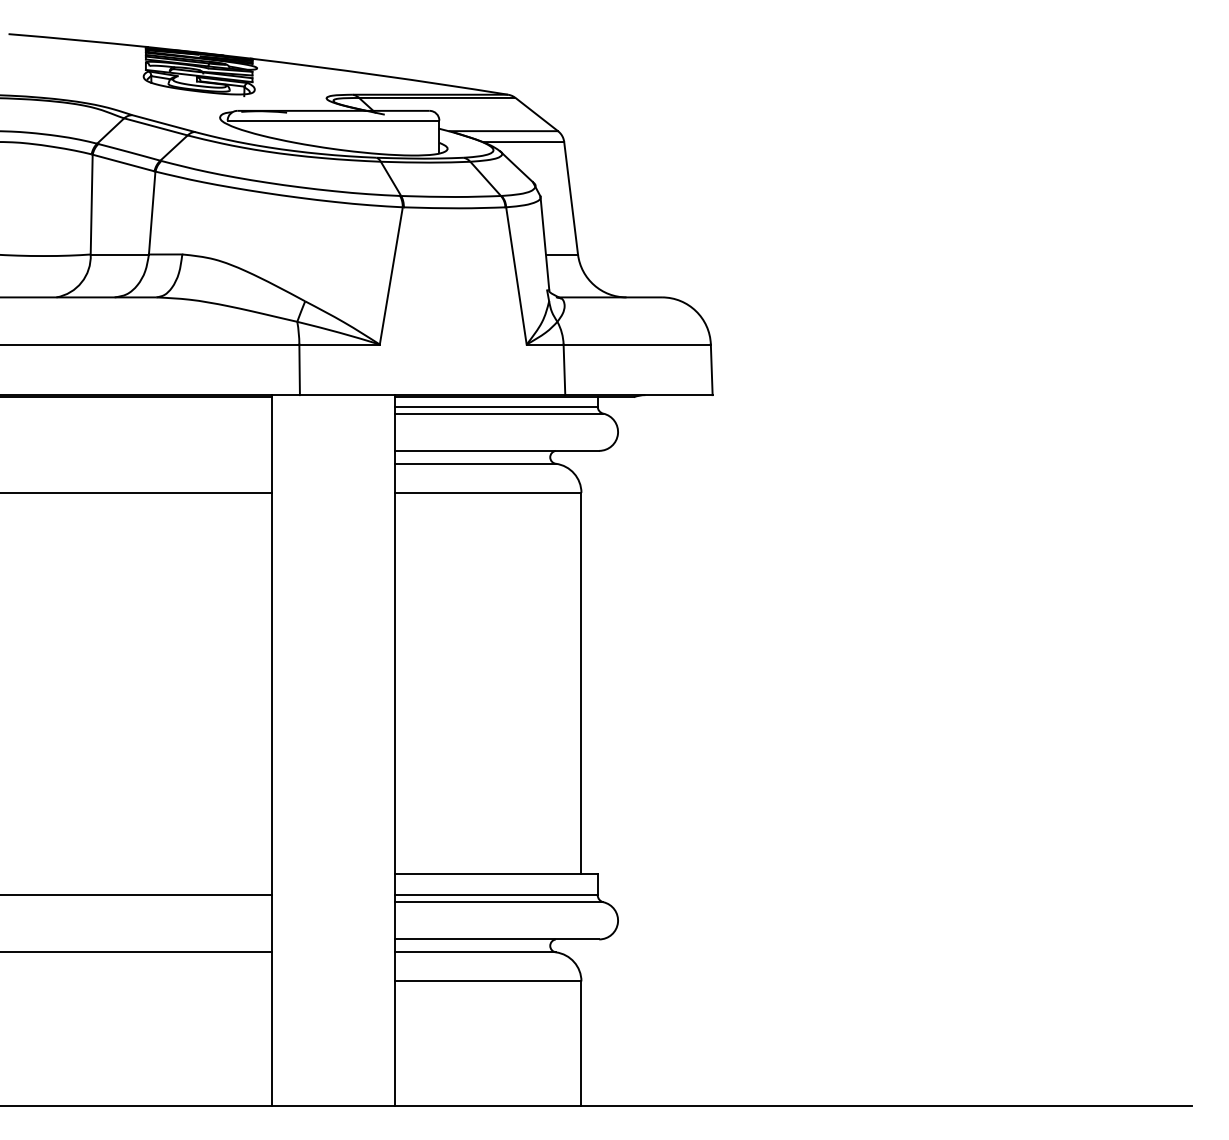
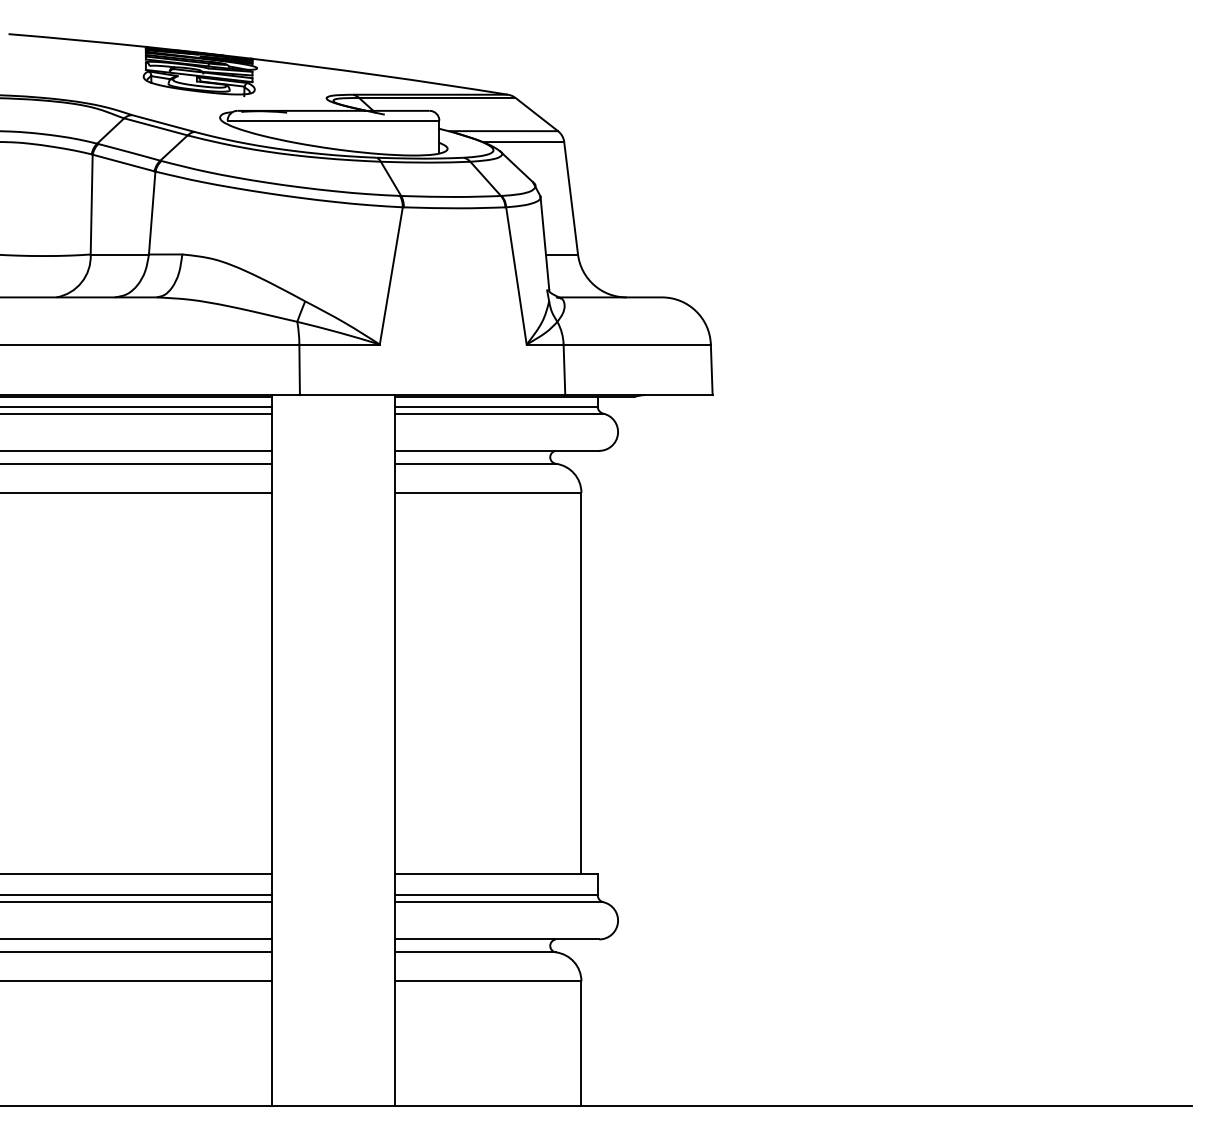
line: none -> present (136, 406)
line: none -> present (136, 413)
line: none -> present (136, 450)
line: none -> present (136, 463)
line: none -> present (136, 873)
line: none -> present (136, 902)
line: none -> present (136, 939)
line: none -> present (136, 981)
